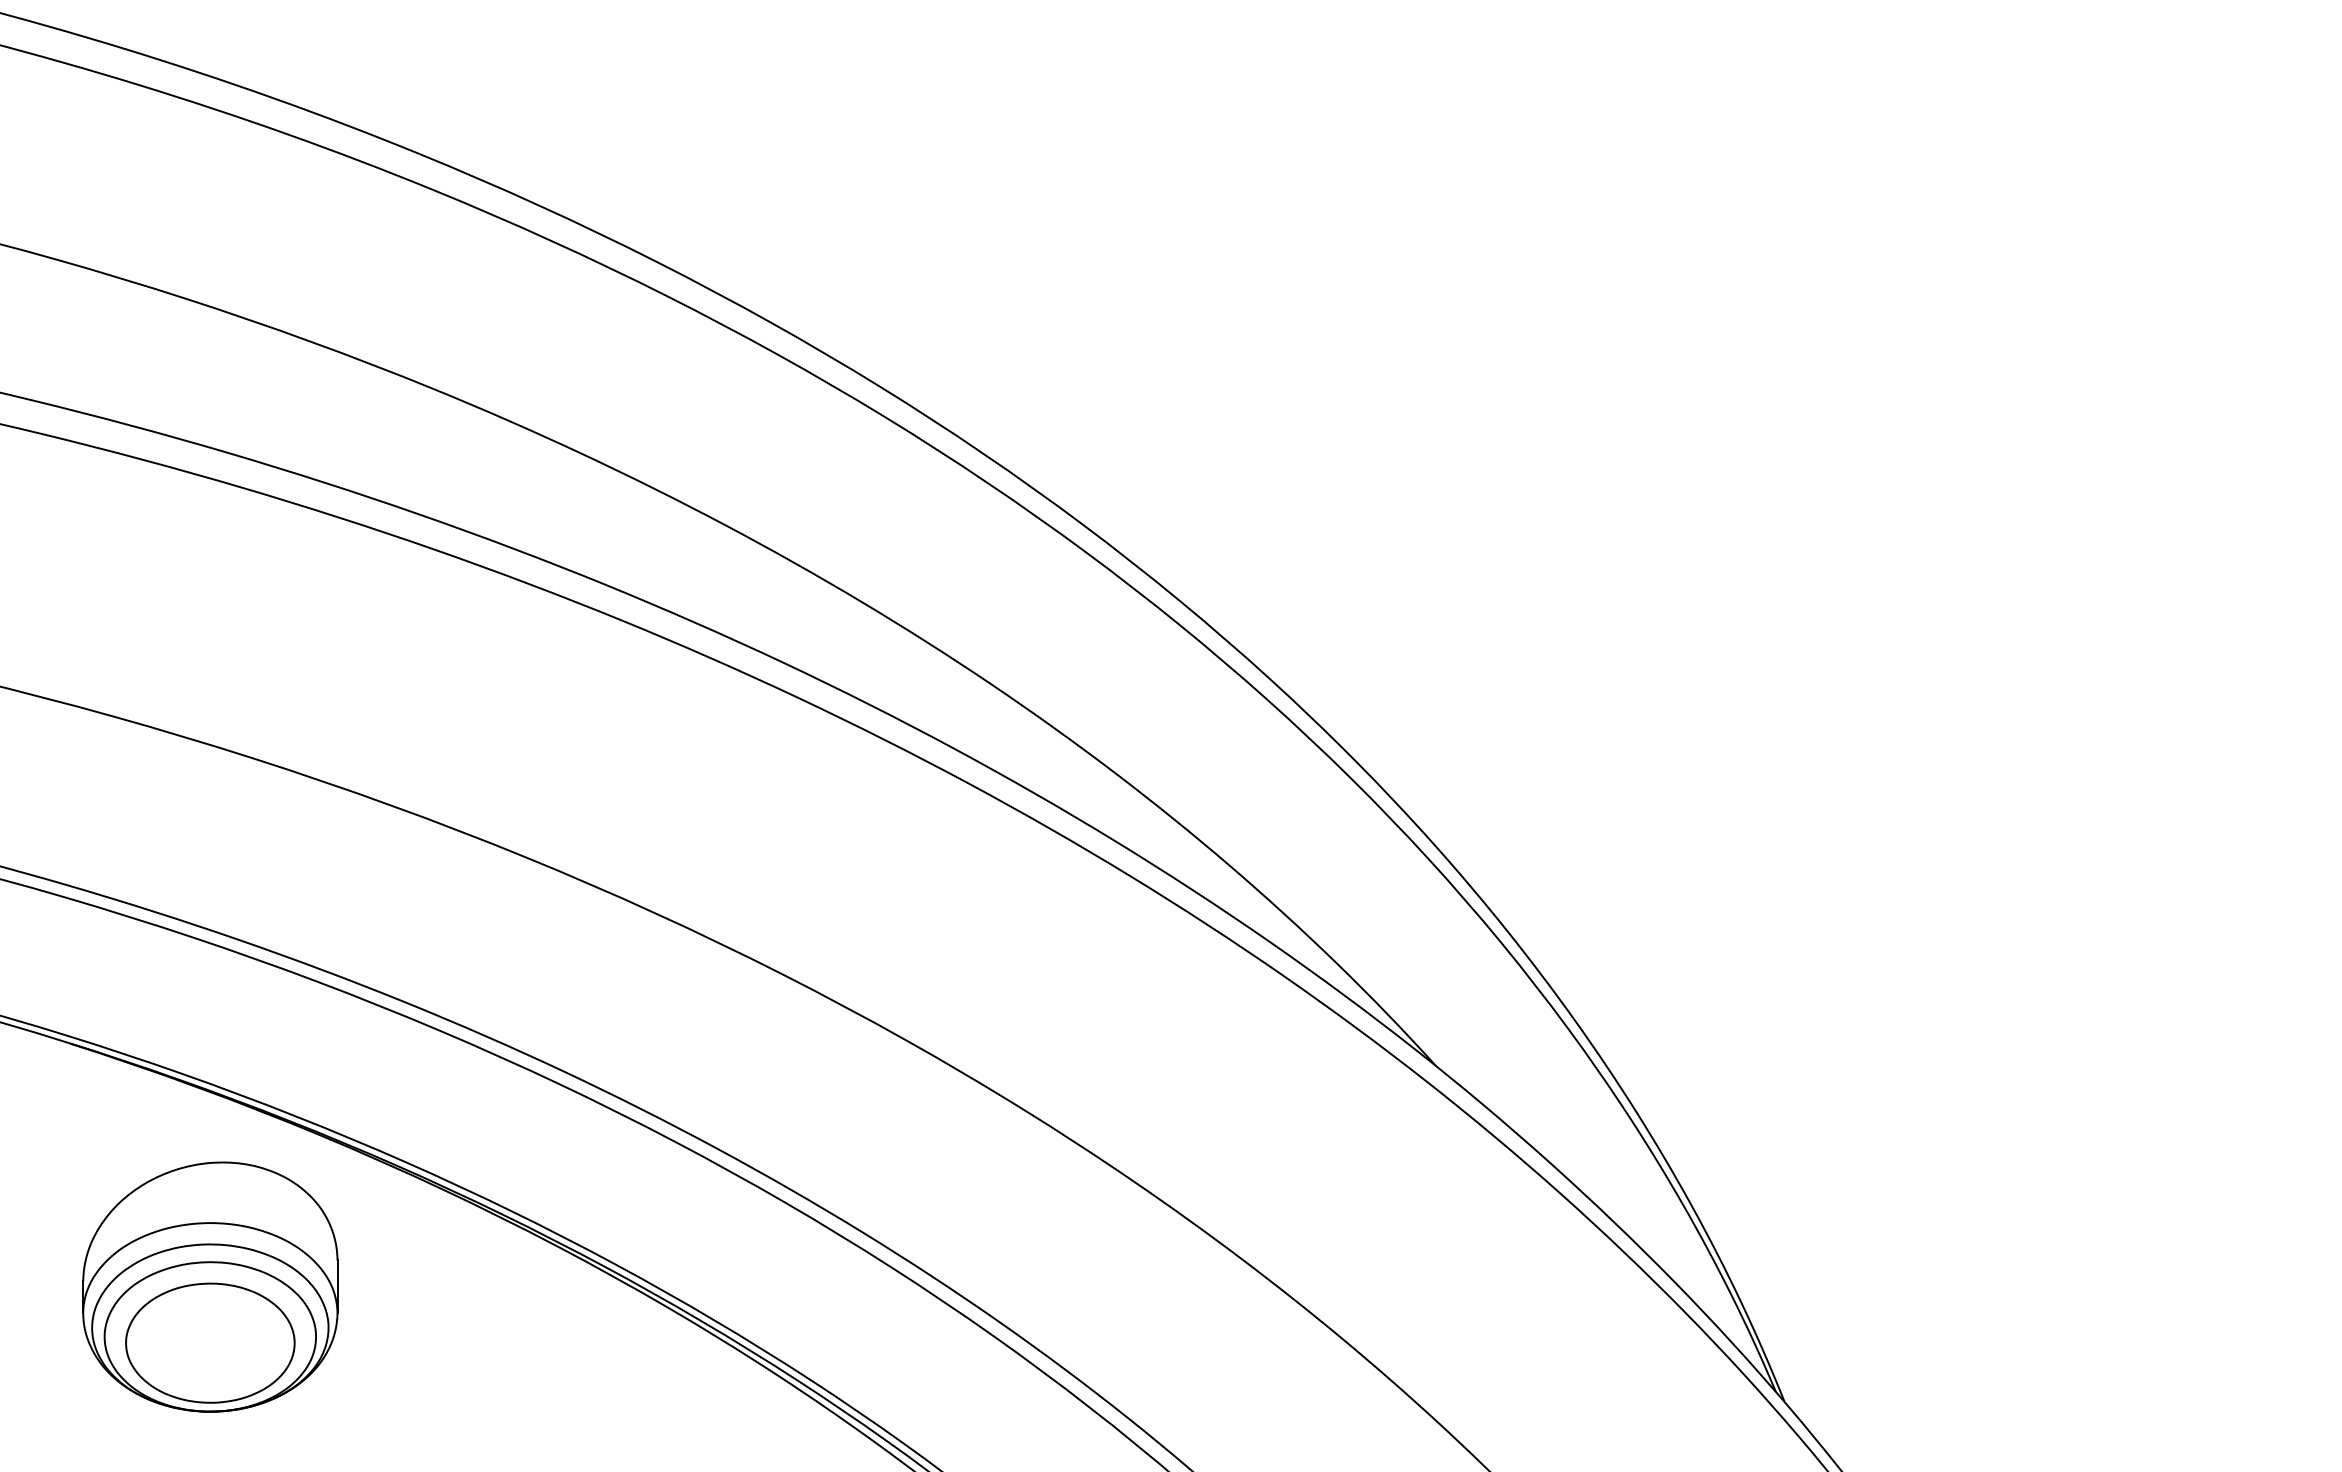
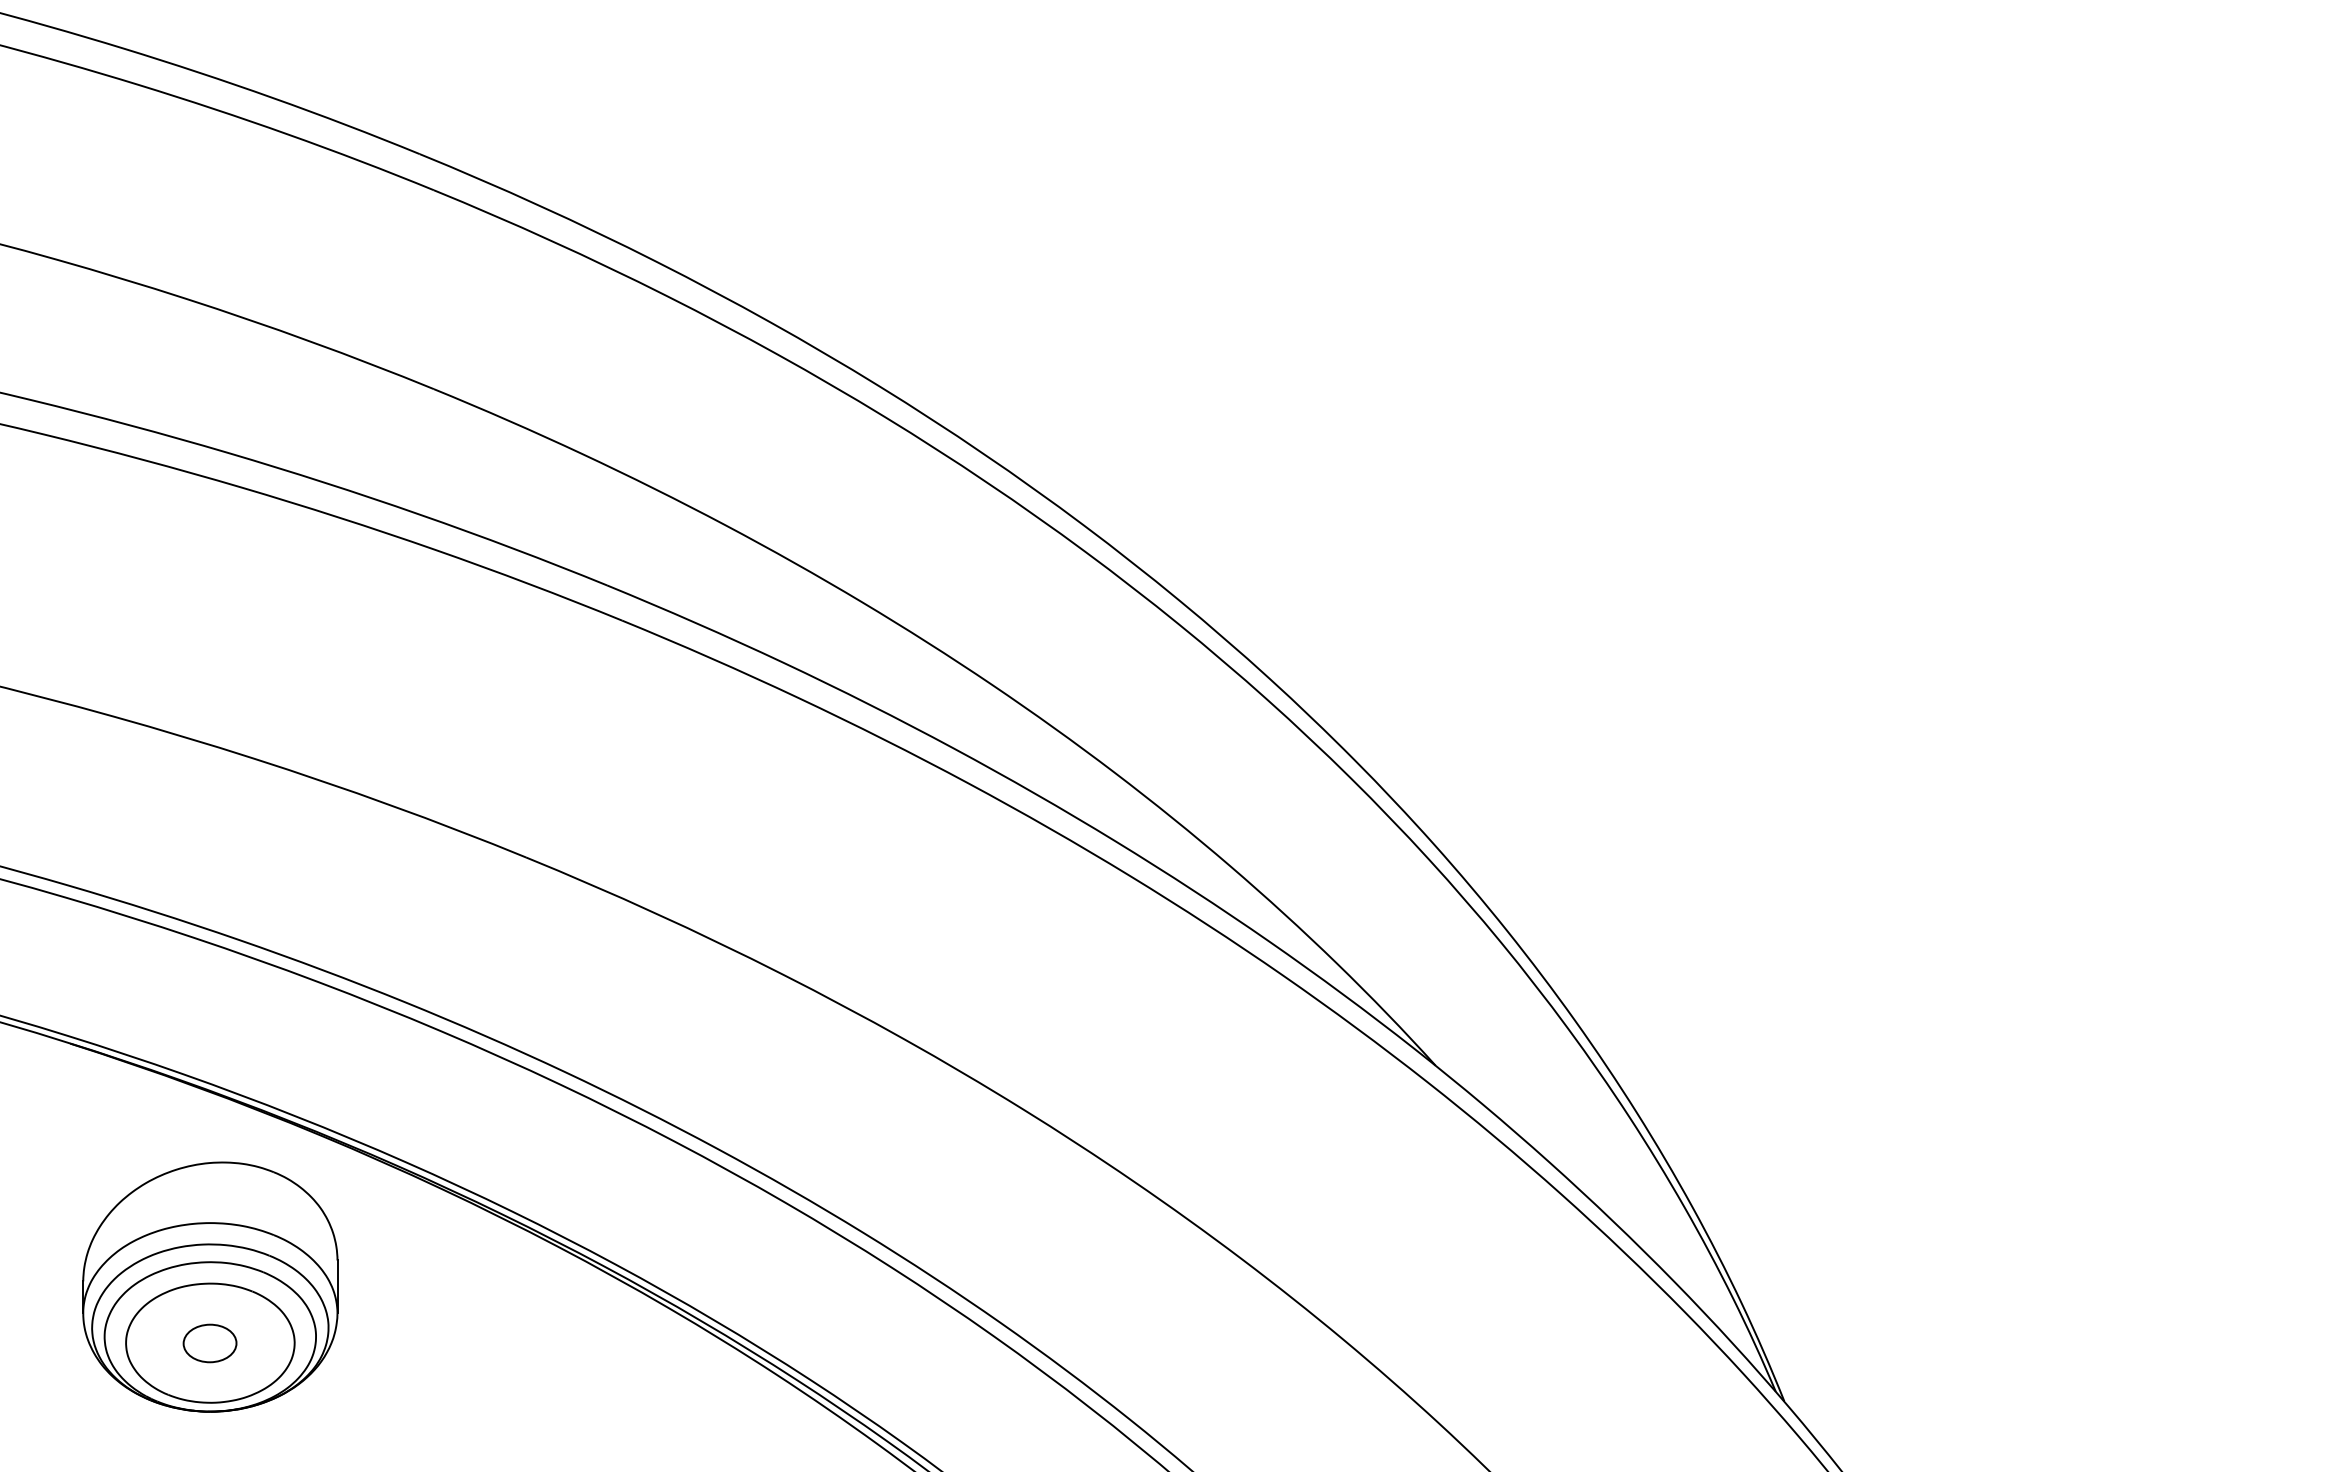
part: none -> present (209, 1343)
